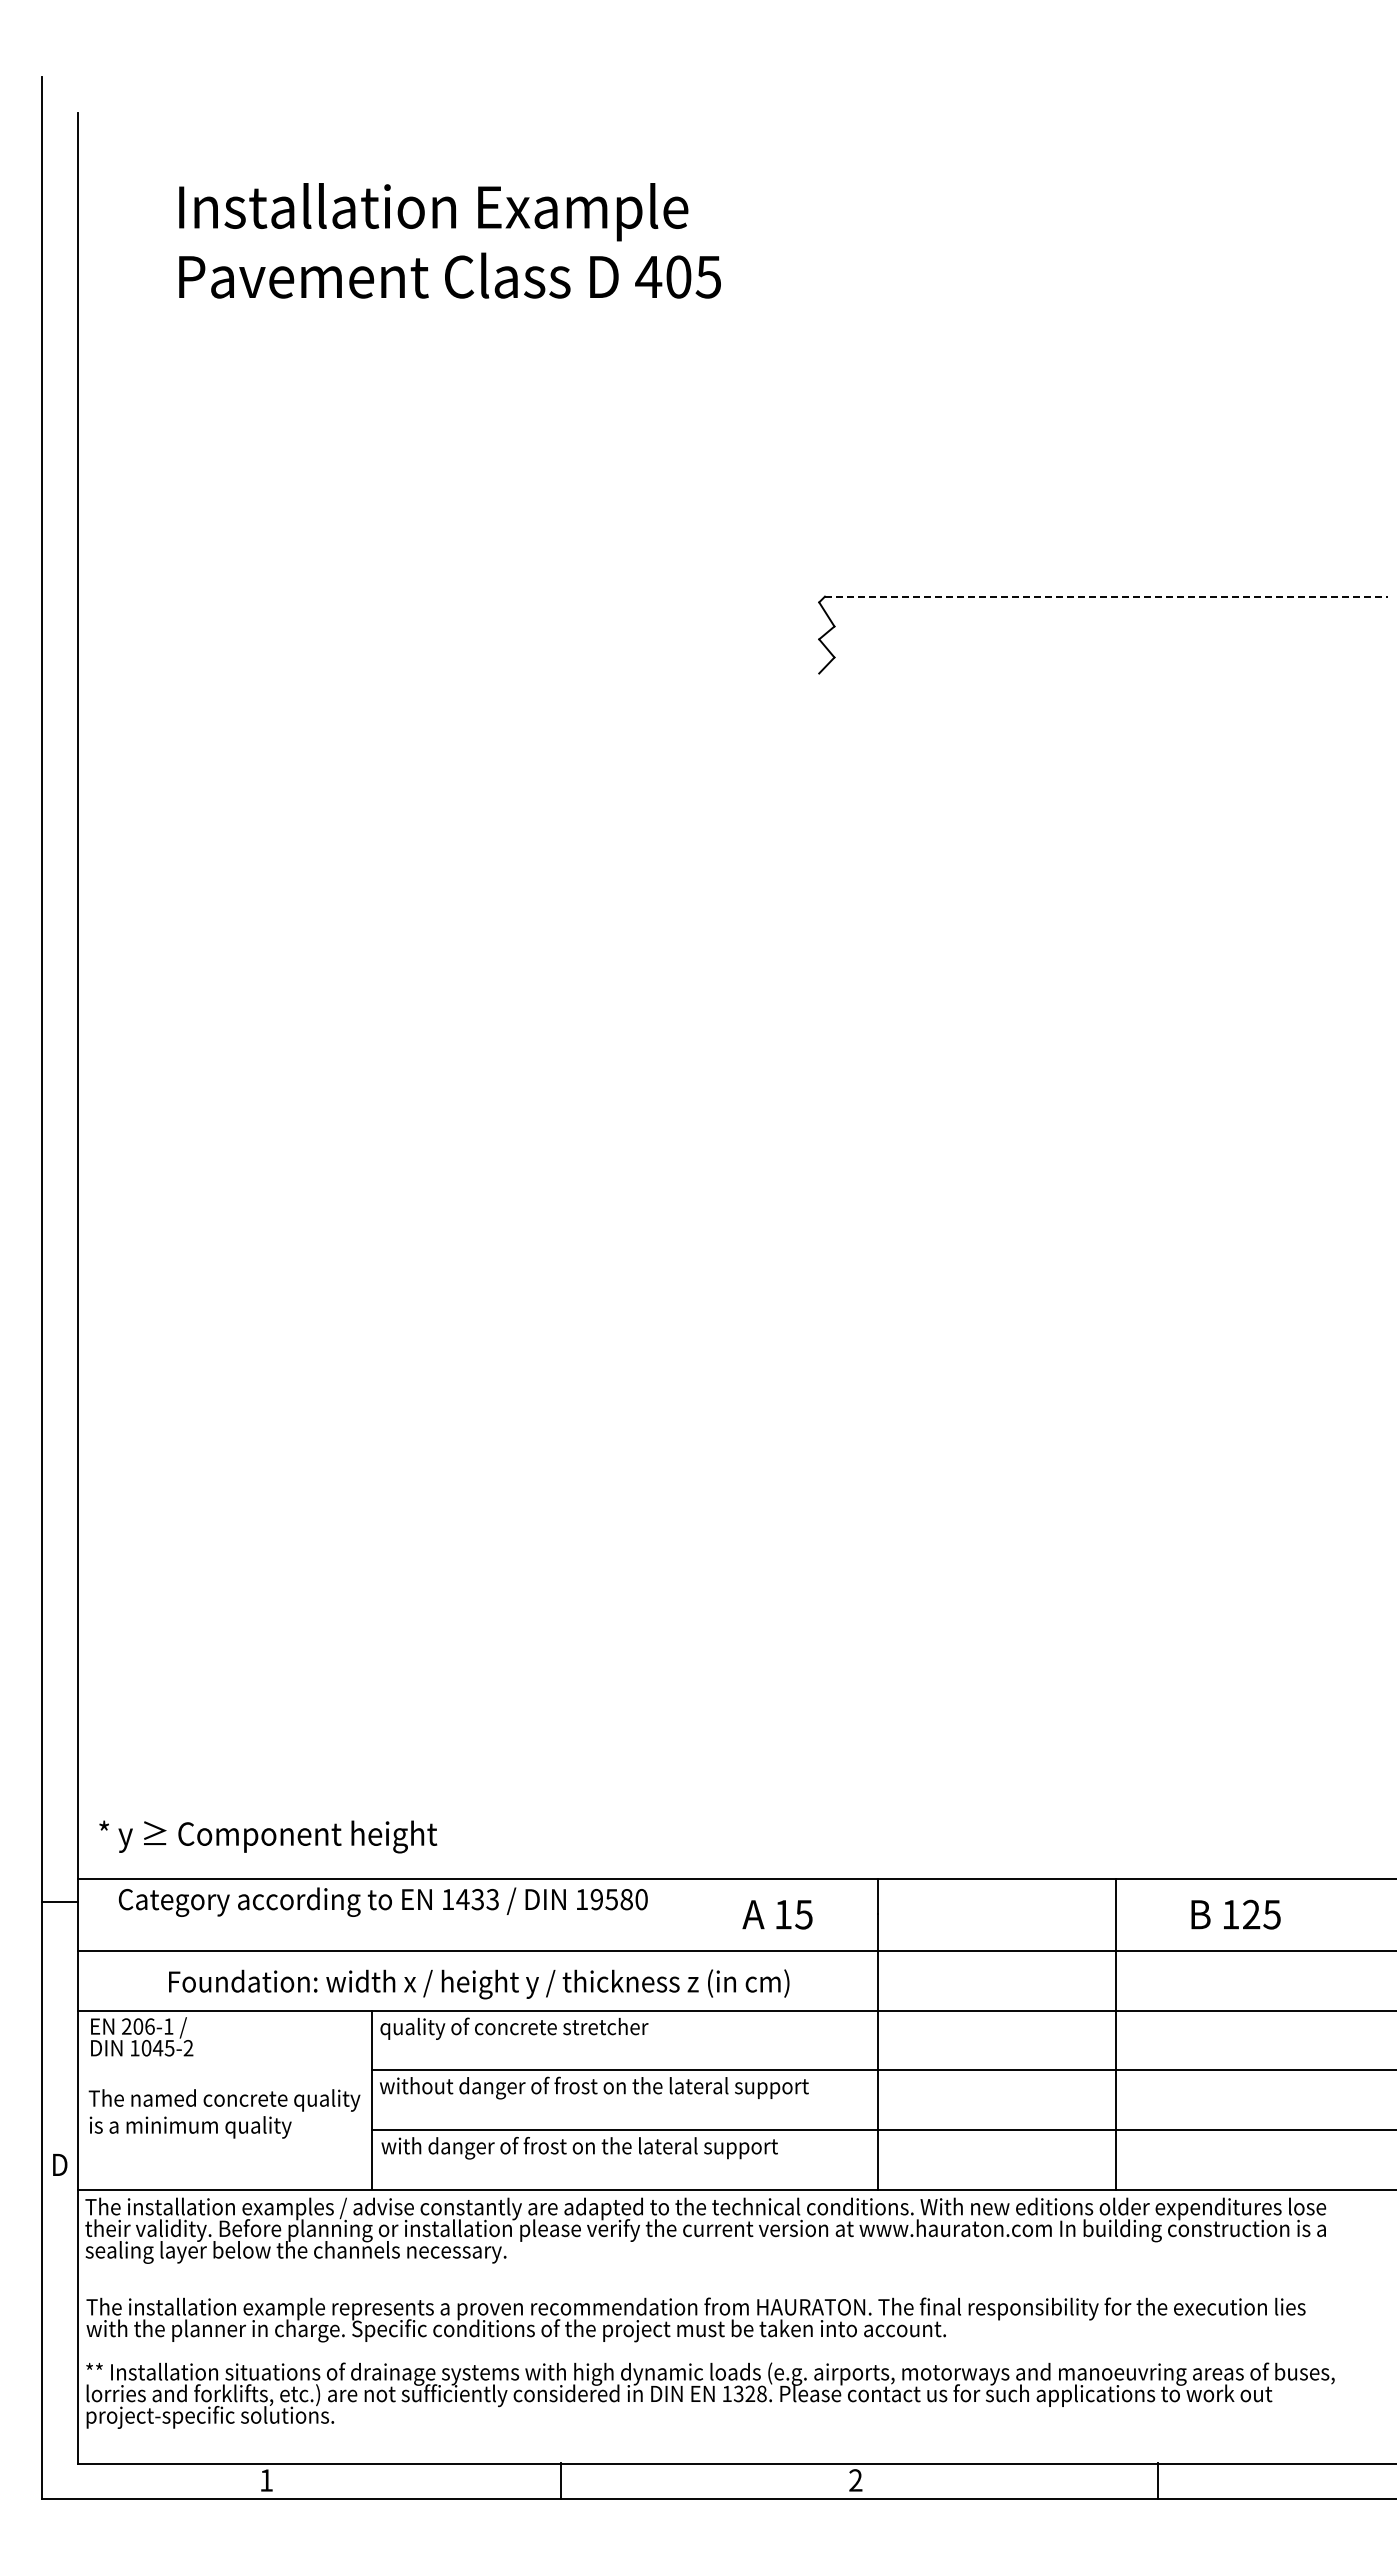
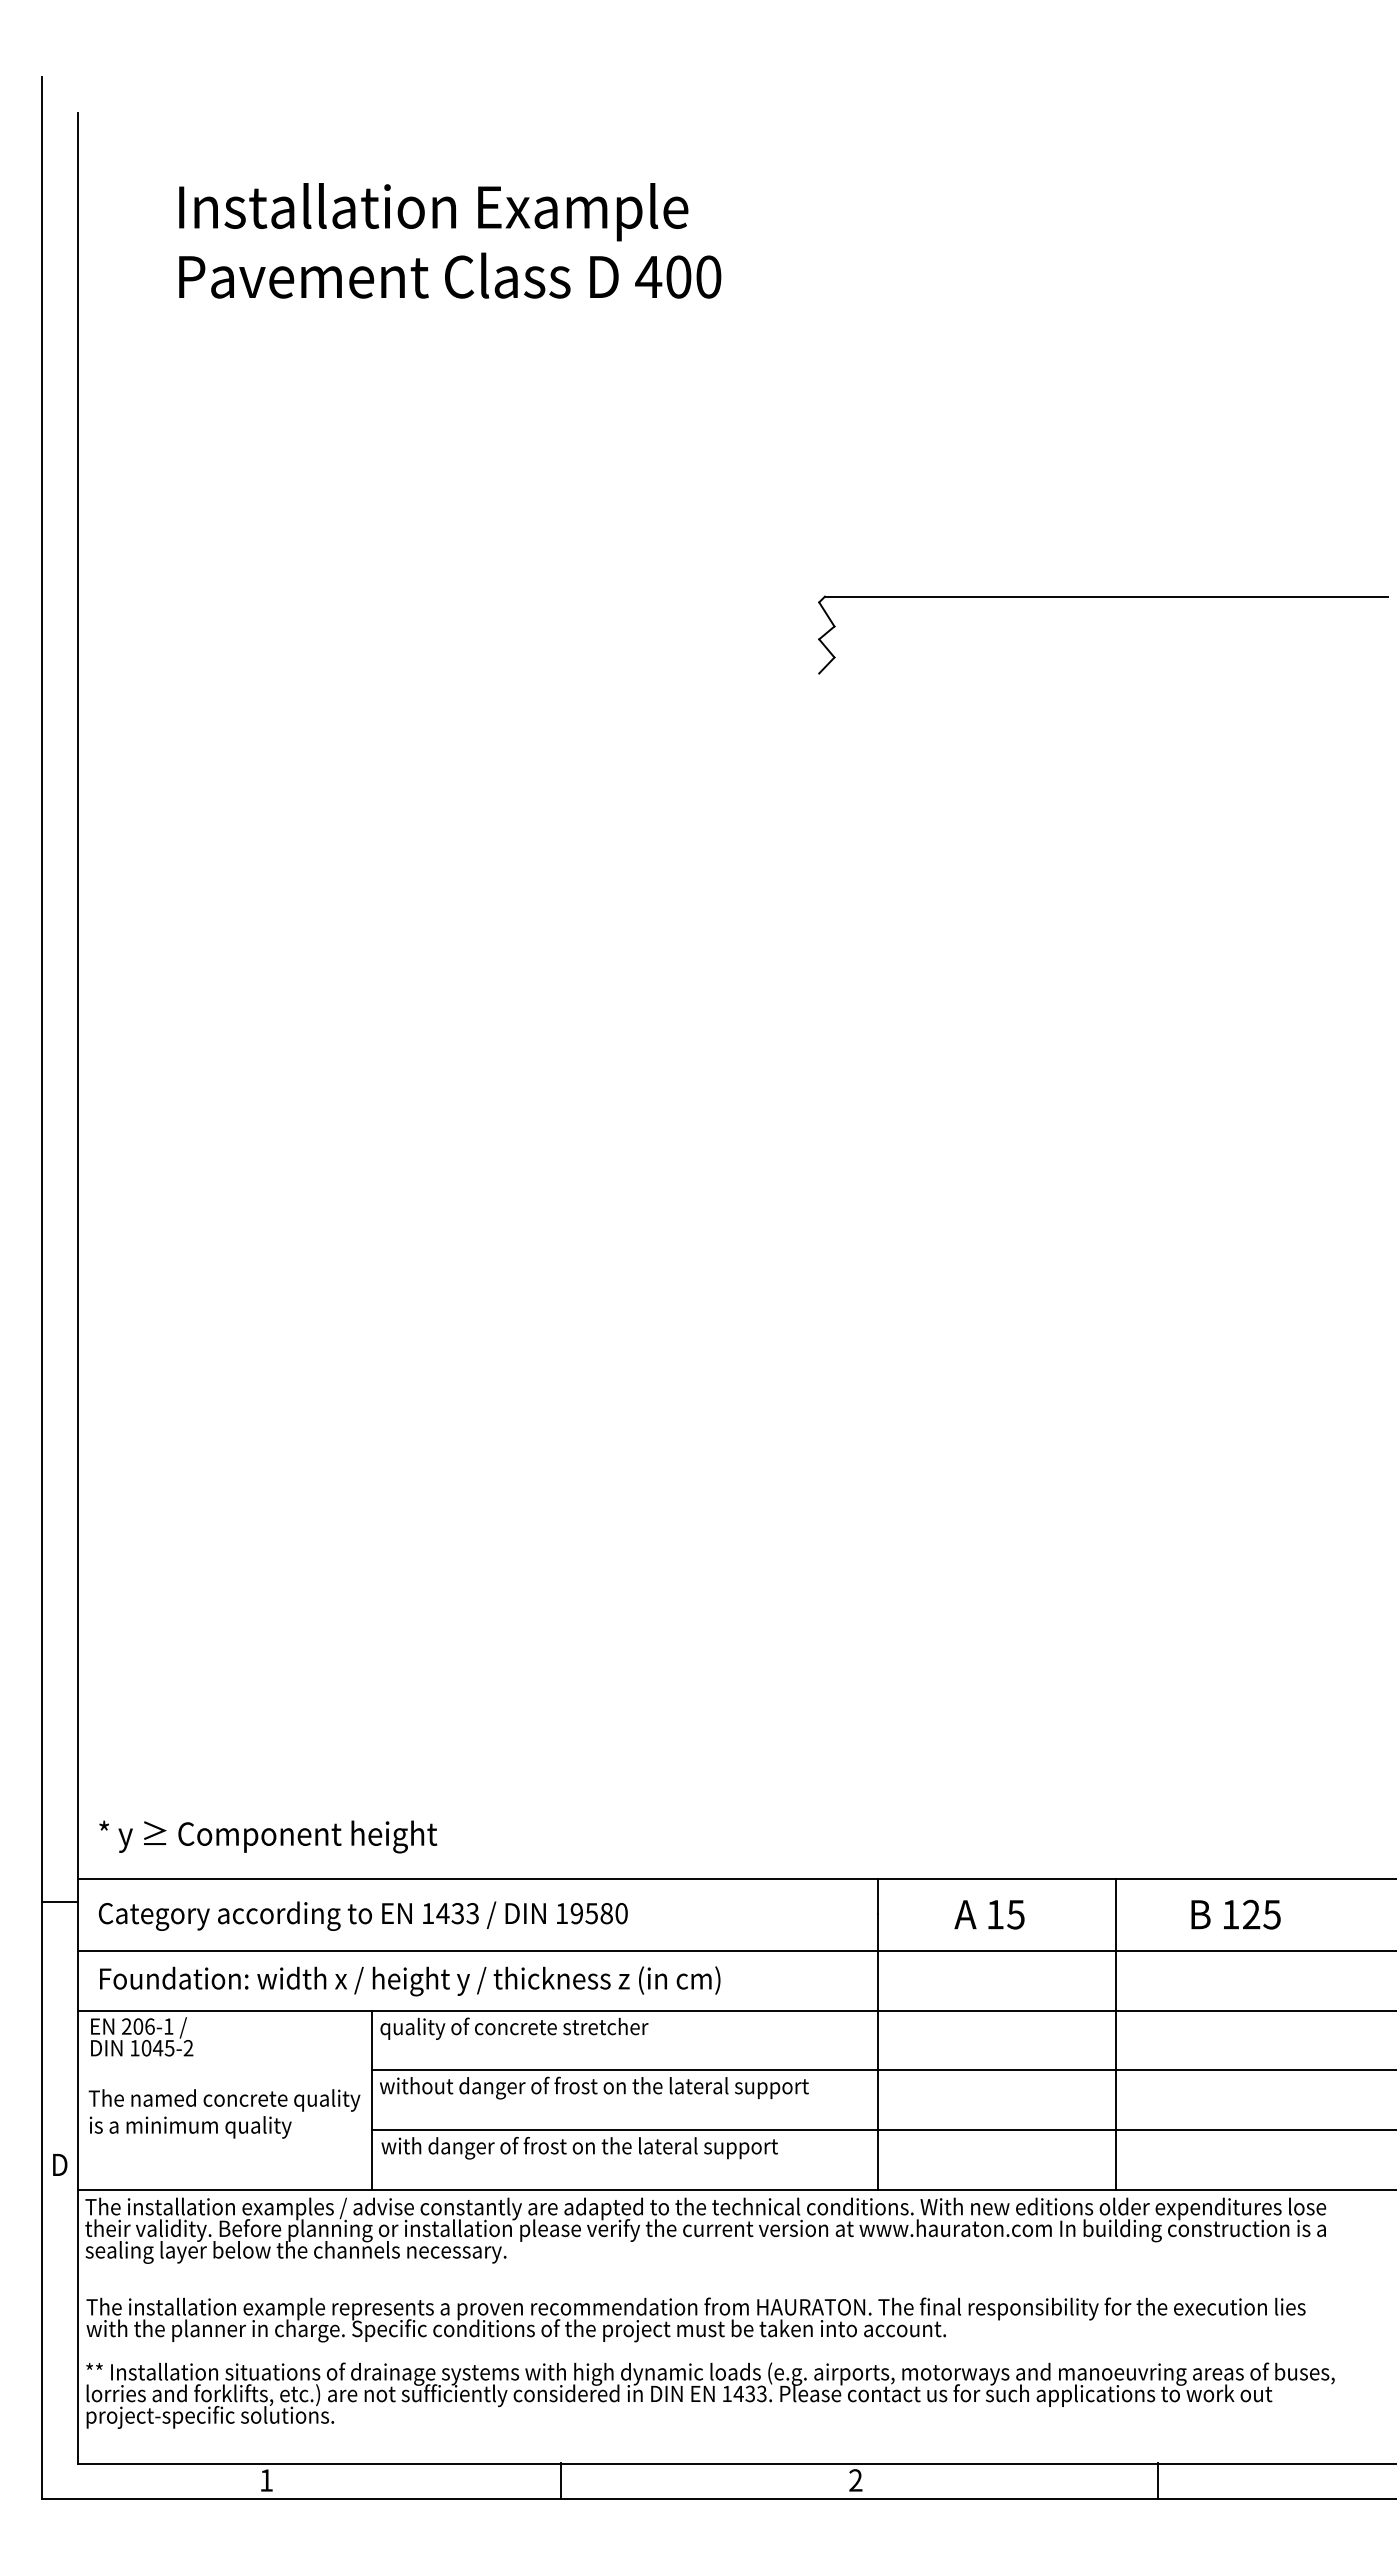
text: 405 -> 400 (708, 276)
line: dashed -> solid (1106, 596)
text position: (382, 1901) -> (362, 1915) (362, 1915)
text position: (777, 1914) -> (989, 1914) (989, 1914)
text position: (479, 1984) -> (410, 1981) (410, 1981)
text: 1328. -> 1433. (749, 2393)
